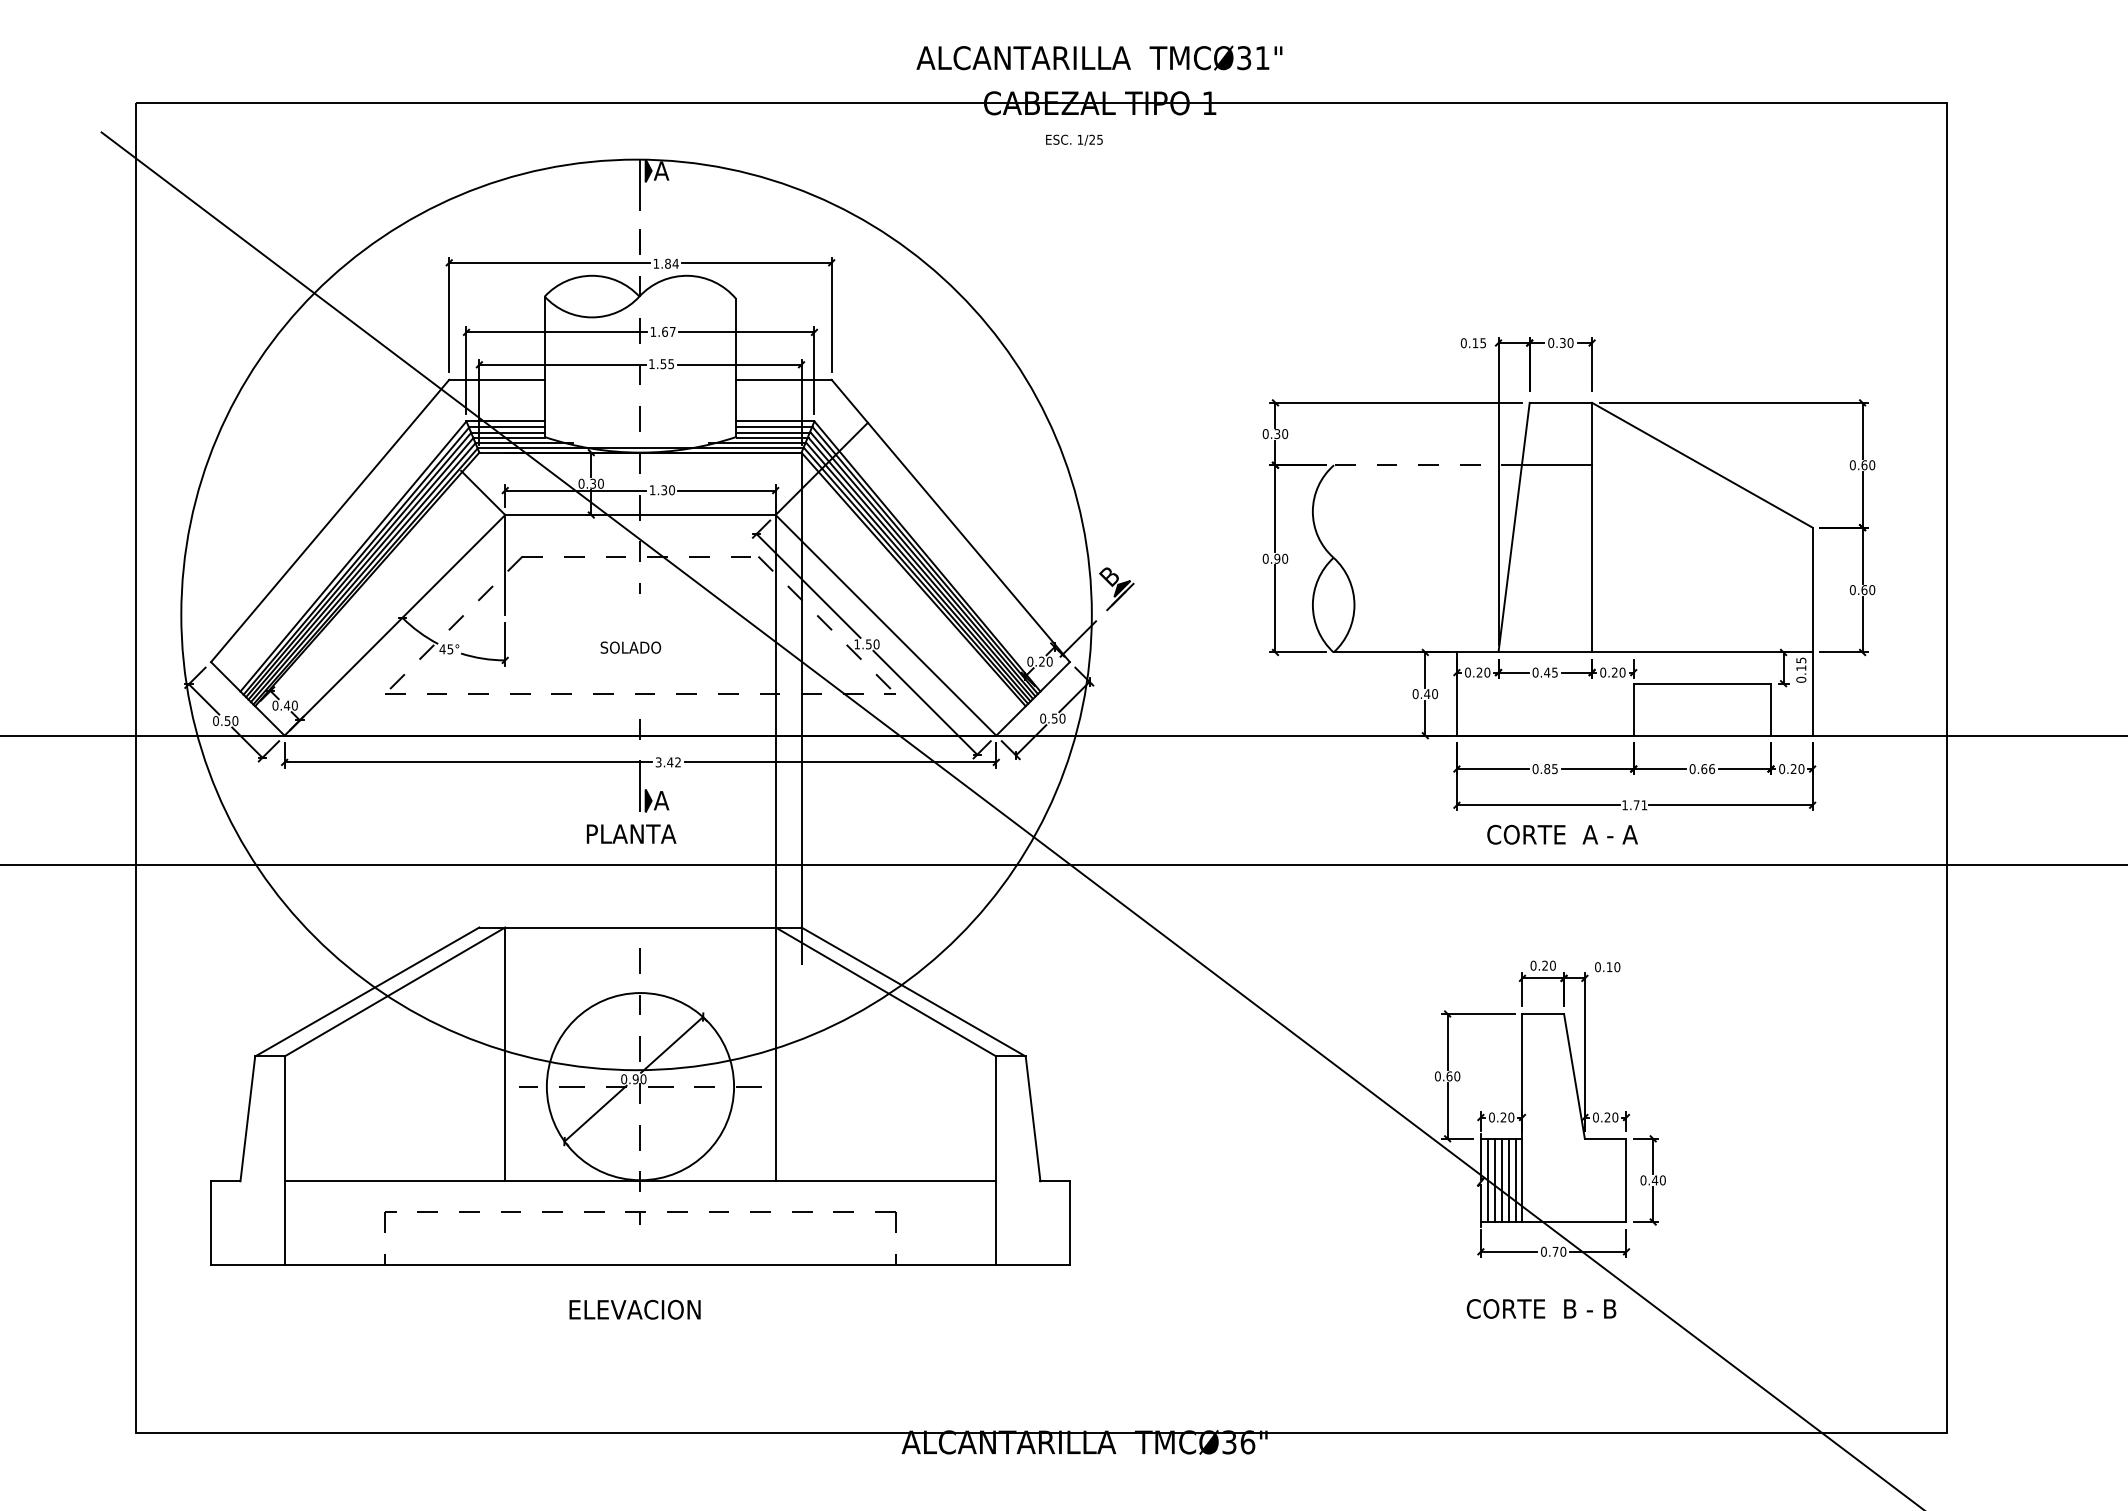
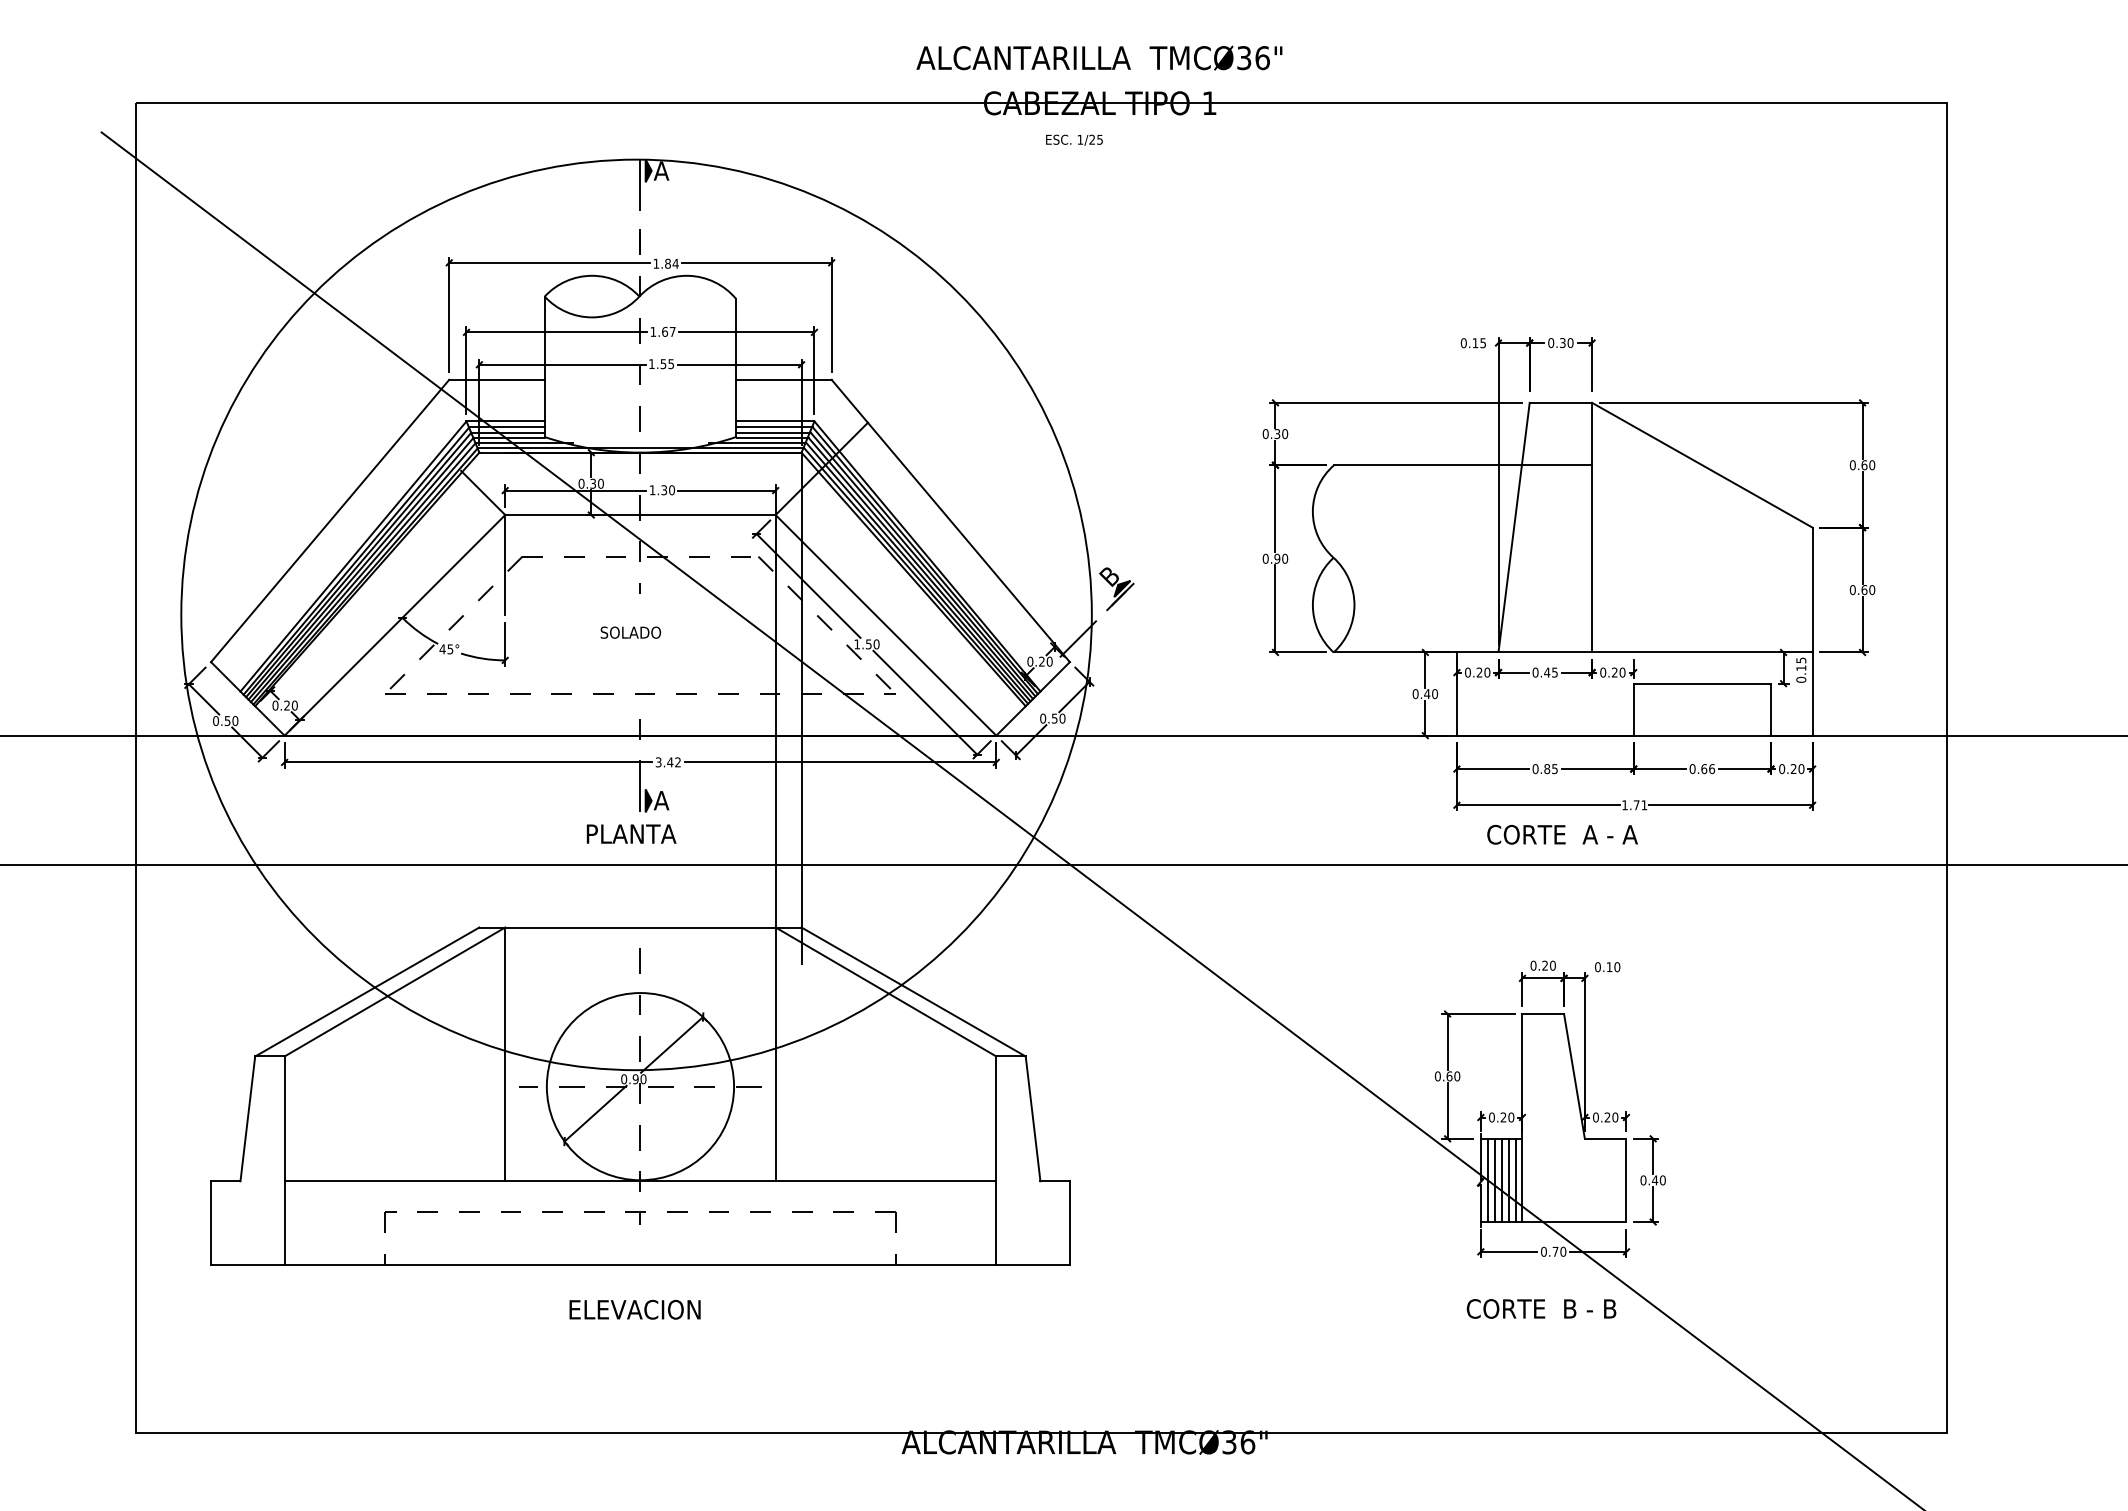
text: TMCØ31" -> TMCØ36" (1262, 58)
line: dashed -> solid (1427, 465)
text position: (630, 647) -> (630, 632) (630, 632)
text: 0.40 -> 0.20 (286, 705)
